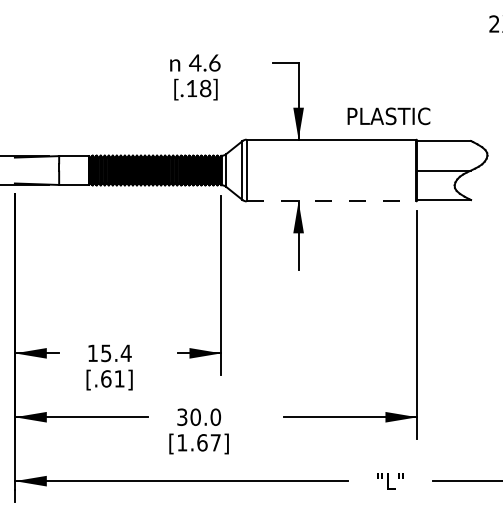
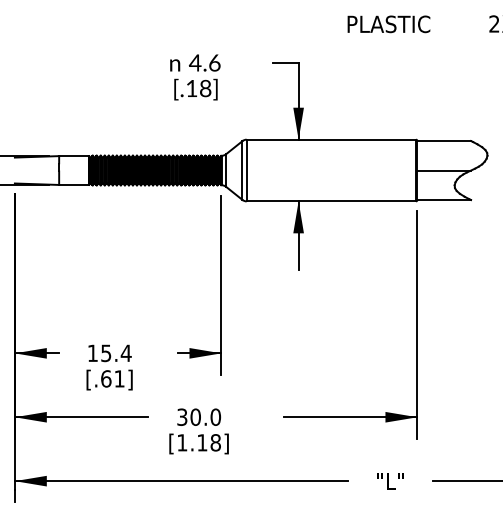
text position: (388, 116) -> (388, 24) (388, 24)
line: dashed -> solid (331, 201)
text: [1.67] -> [1.18] (208, 442)
